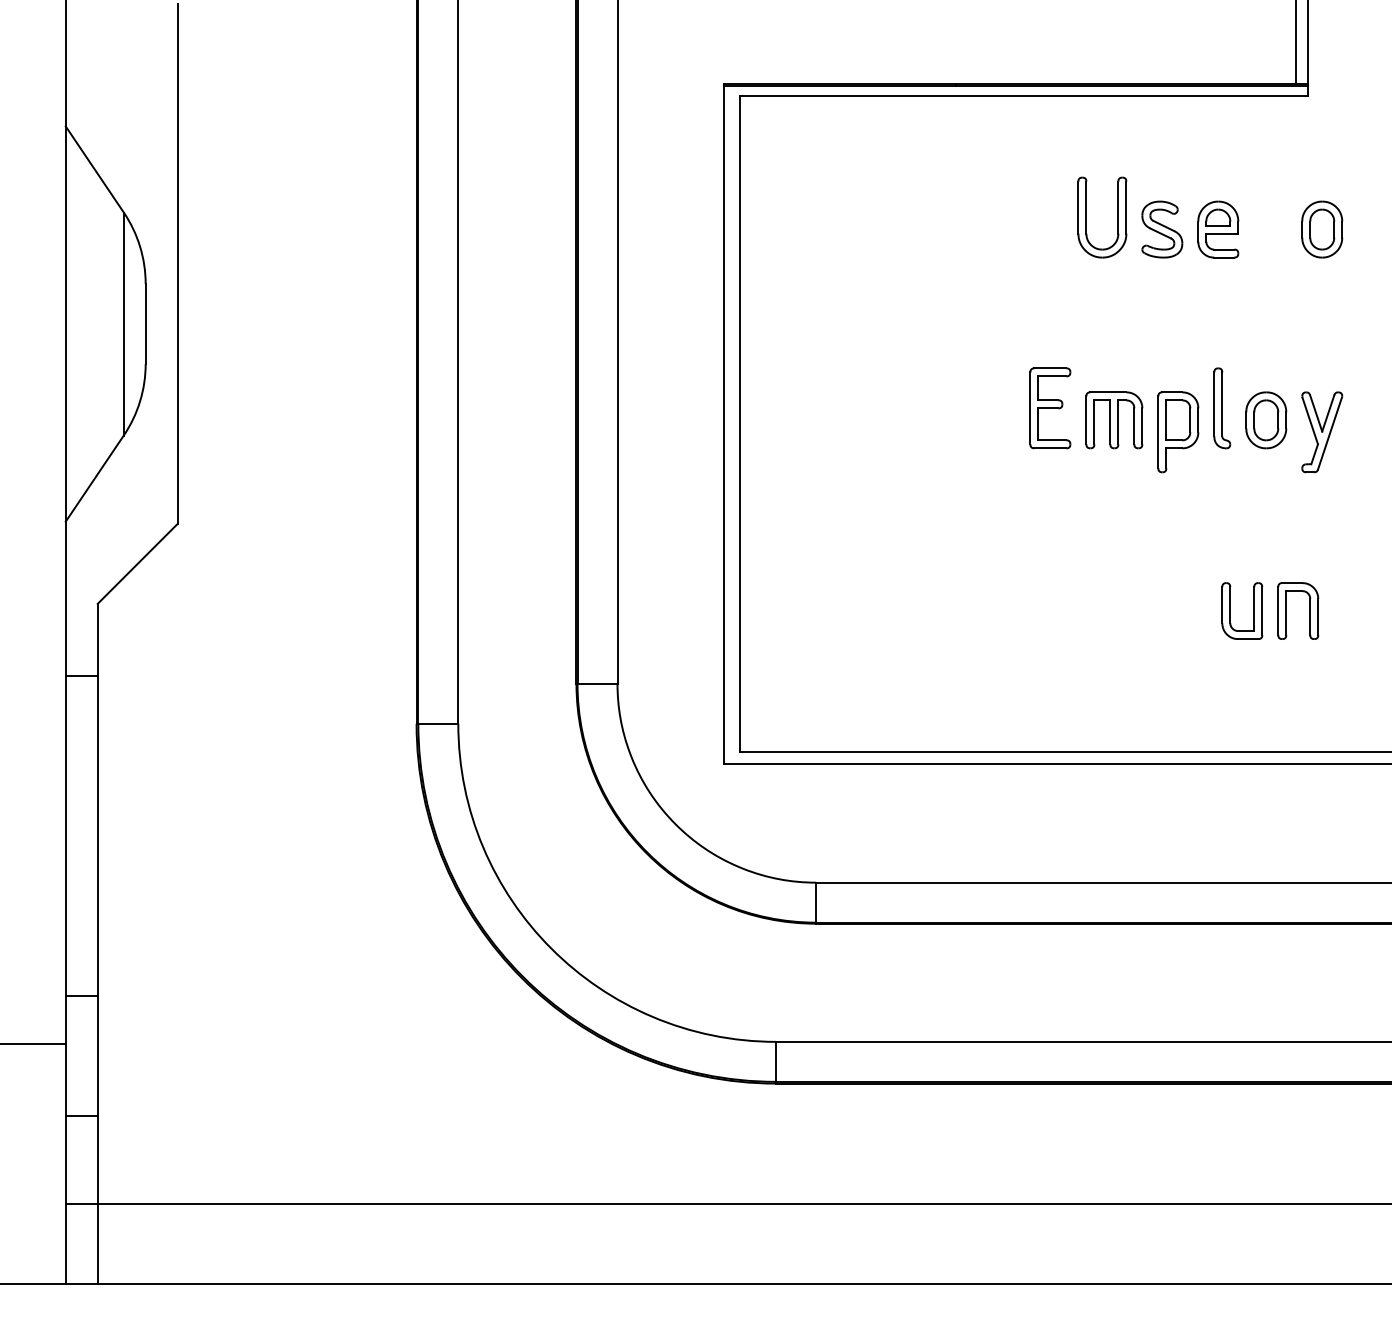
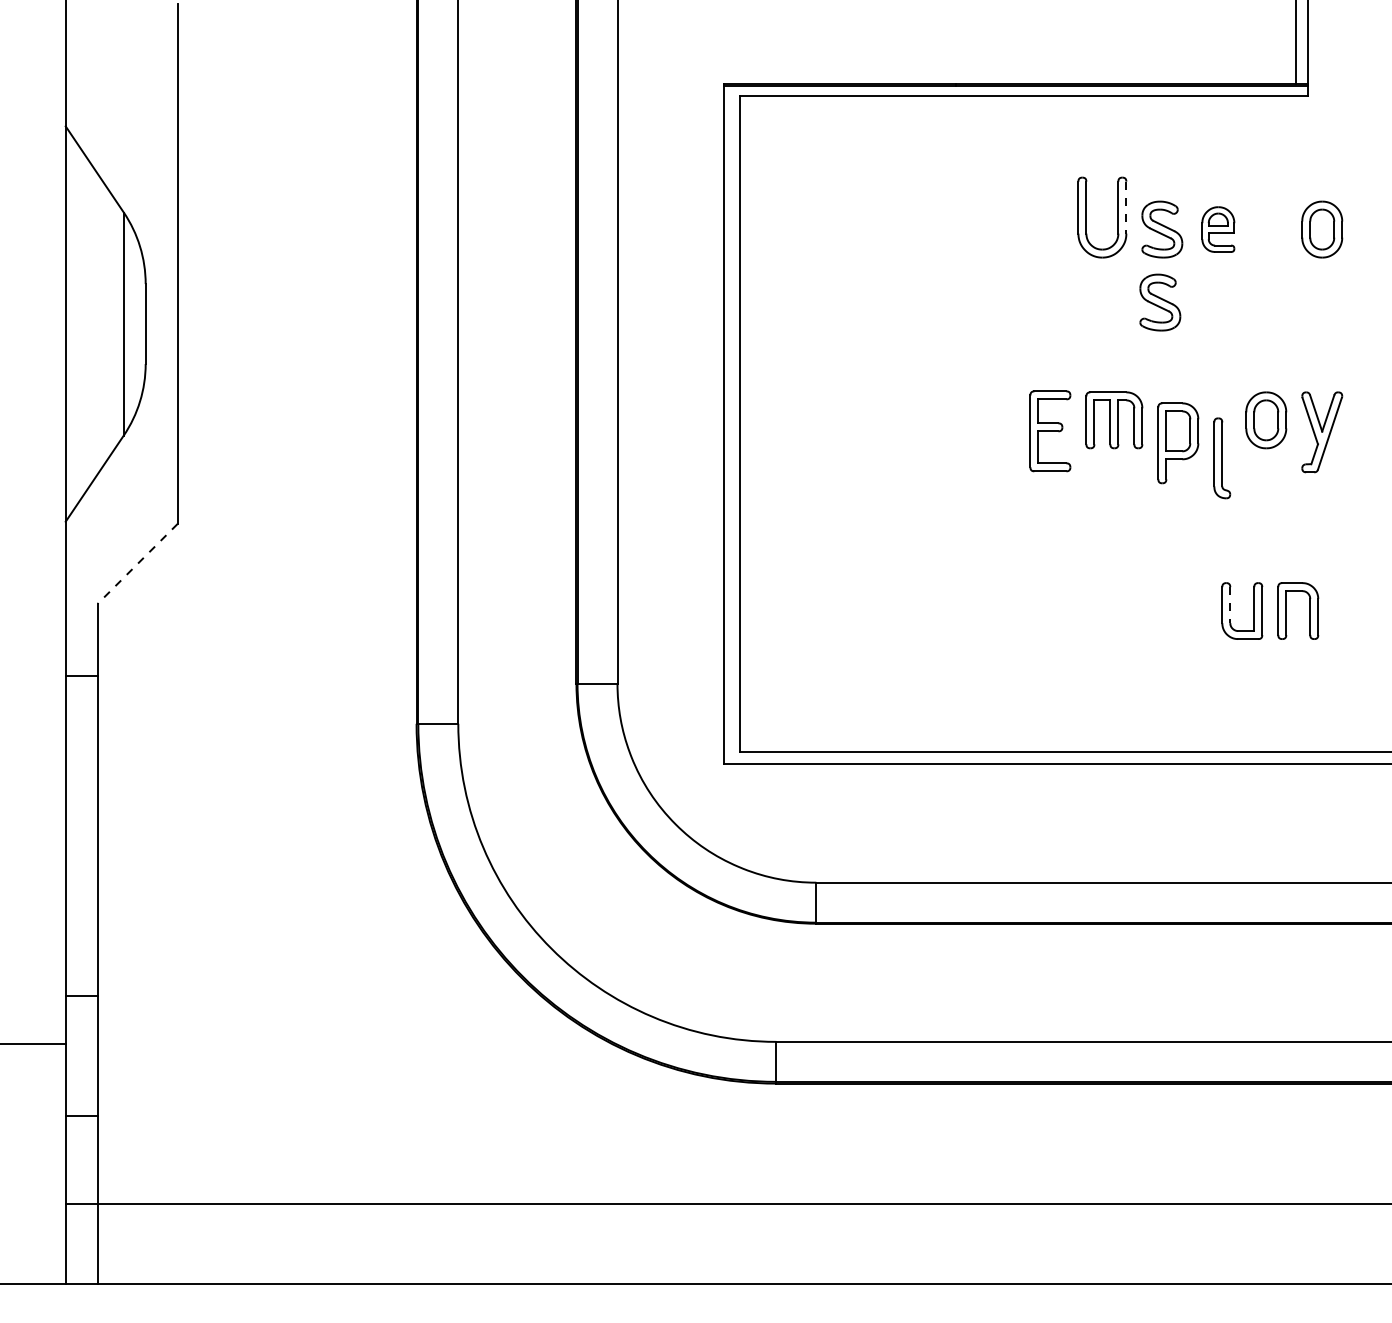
line: solid -> dashed (1126, 207)
part size: 43x59 px -> 35x47 px (1218, 229)
part: none -> present (1160, 302)
part position: (1050, 408) -> (1050, 431) (1050, 431)
part position: (1222, 408) -> (1222, 458) (1222, 458)
part position: (1178, 432) -> (1178, 443) (1178, 443)
line: solid -> dashed (137, 563)
line: solid -> dashed (1230, 605)
